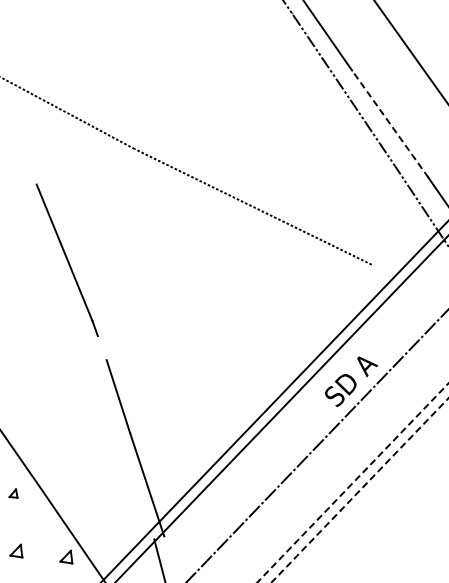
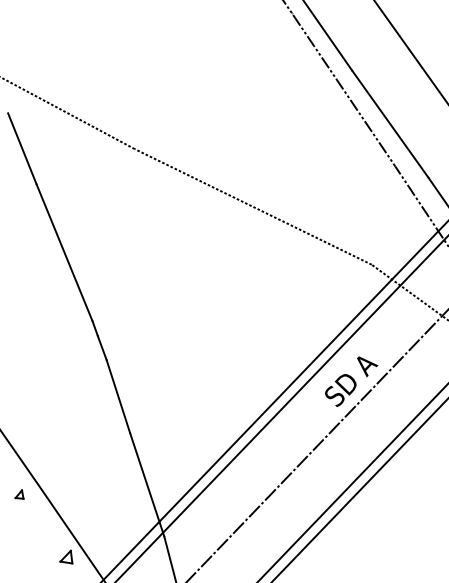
line: dashed -> solid (390, 124)
line: none -> present (22, 148)
line: none -> present (408, 291)
line: none -> present (101, 348)
line: dashed -> solid (352, 483)
line: dashed -> solid (360, 490)
part position: (13, 493) -> (19, 494) (19, 494)
part: present -> none (16, 550)
line position: (159, 559) -> (169, 557) (169, 557)
